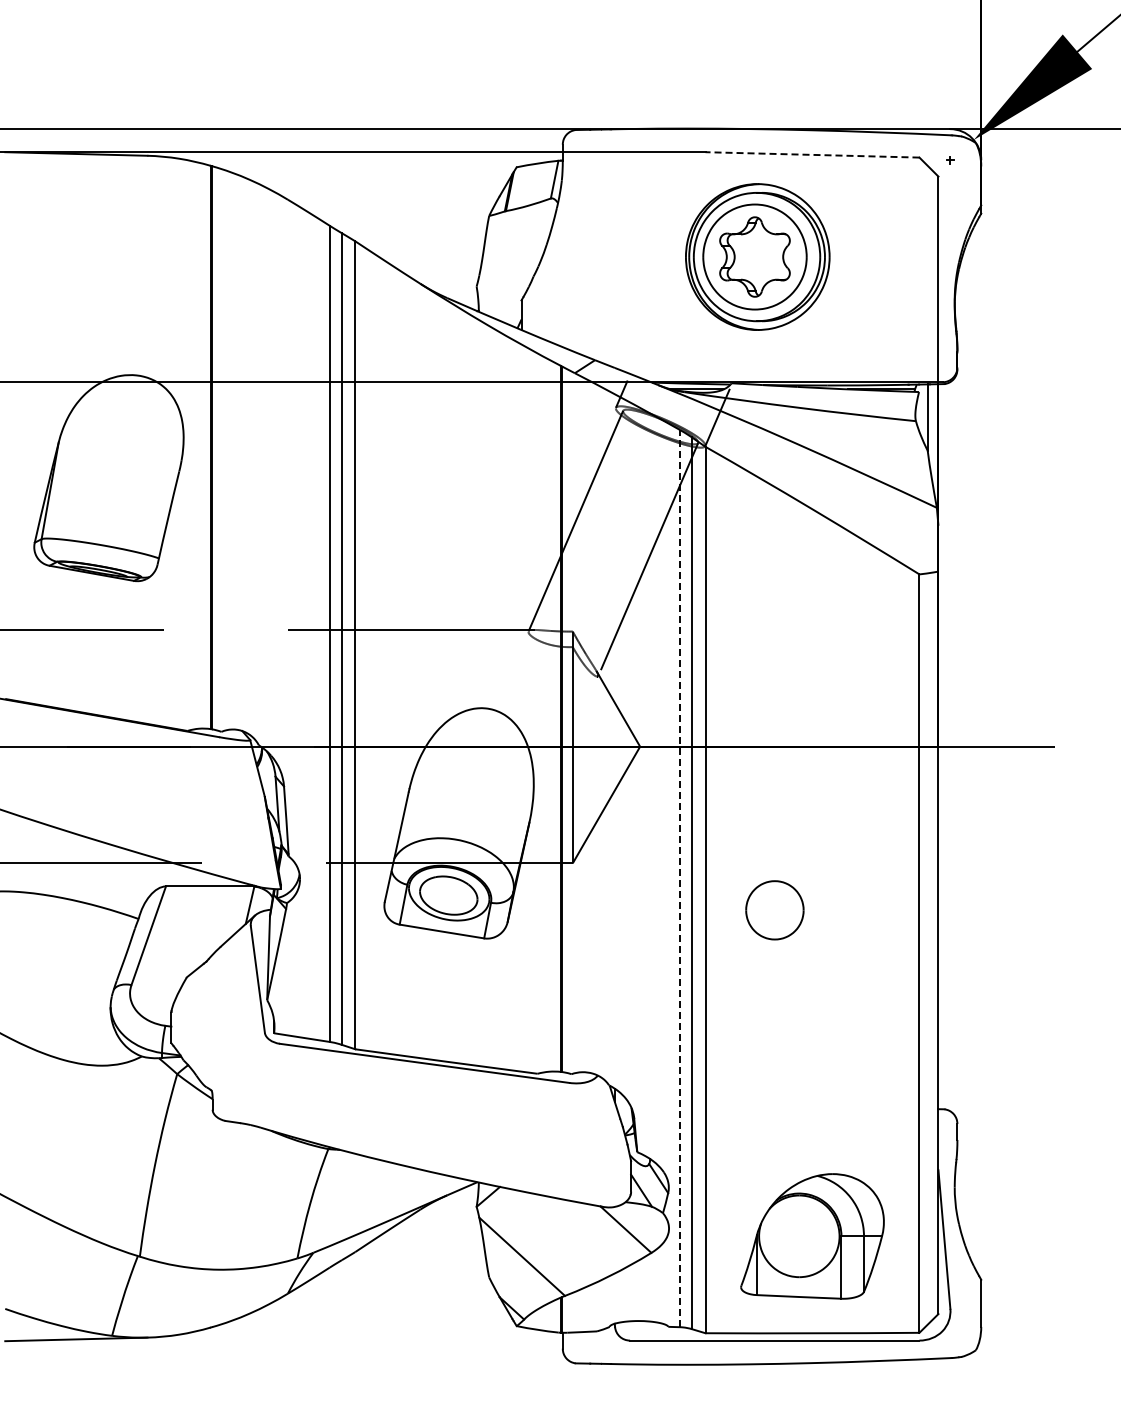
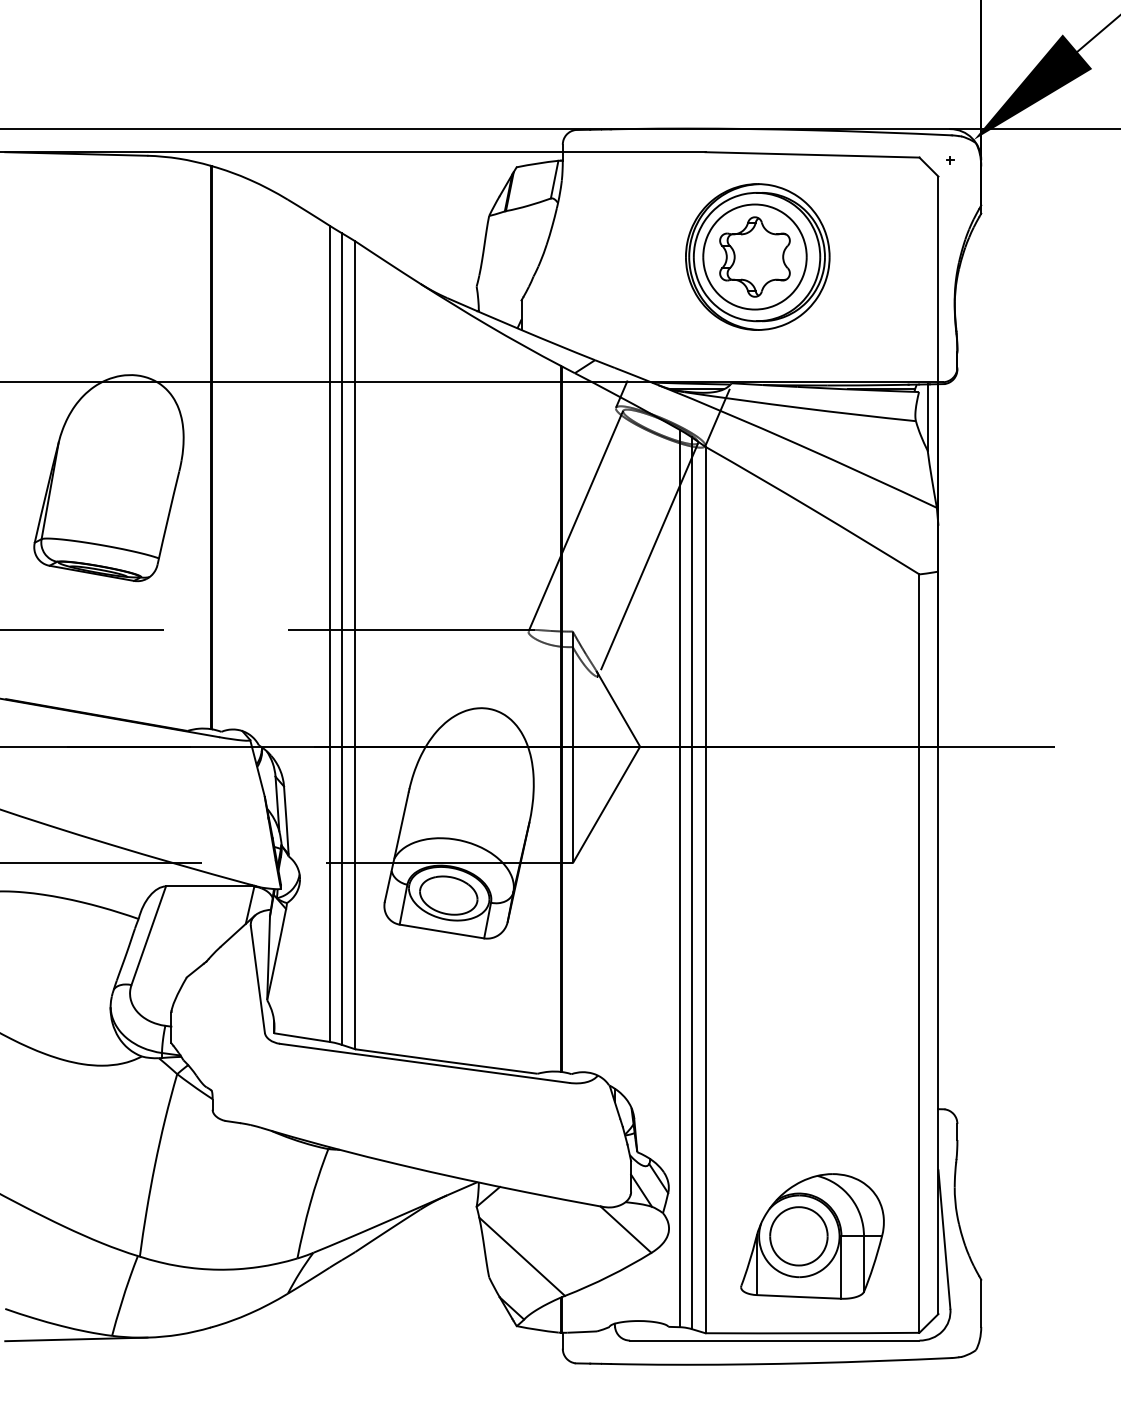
line: dashed -> solid (811, 154)
line: dashed -> solid (679, 878)
part position: (774, 910) -> (798, 1236) (798, 1236)
